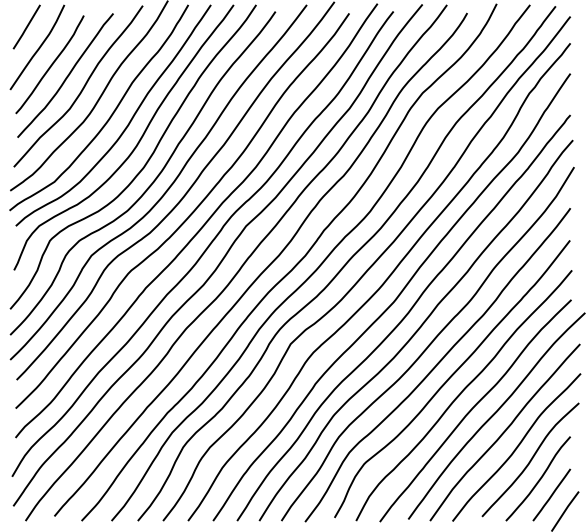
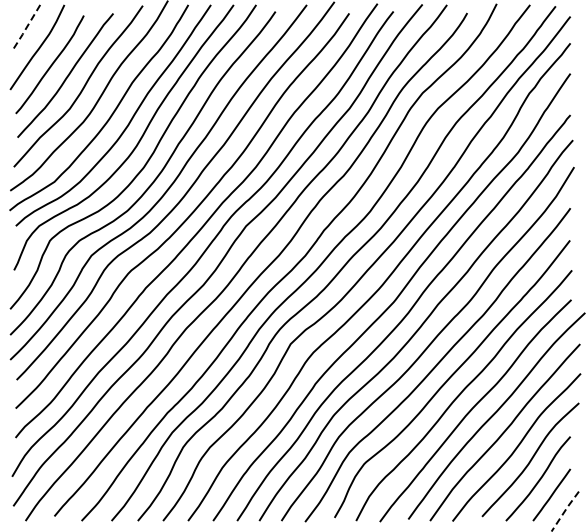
line: solid -> dashed (26, 28)
line: solid -> dashed (564, 511)
